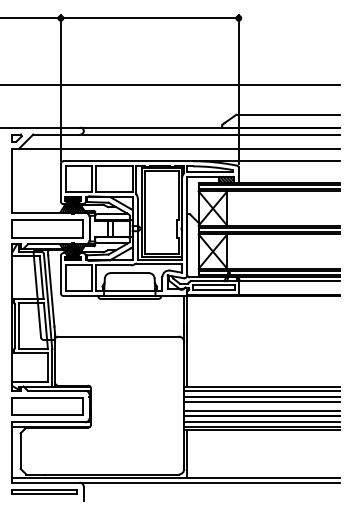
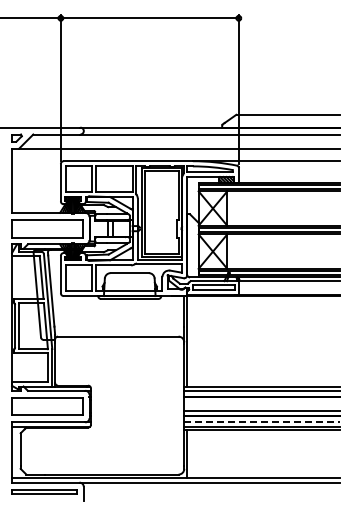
line: present -> none (170, 84)
line: present -> none (261, 401)
line: solid -> dashed (261, 422)
